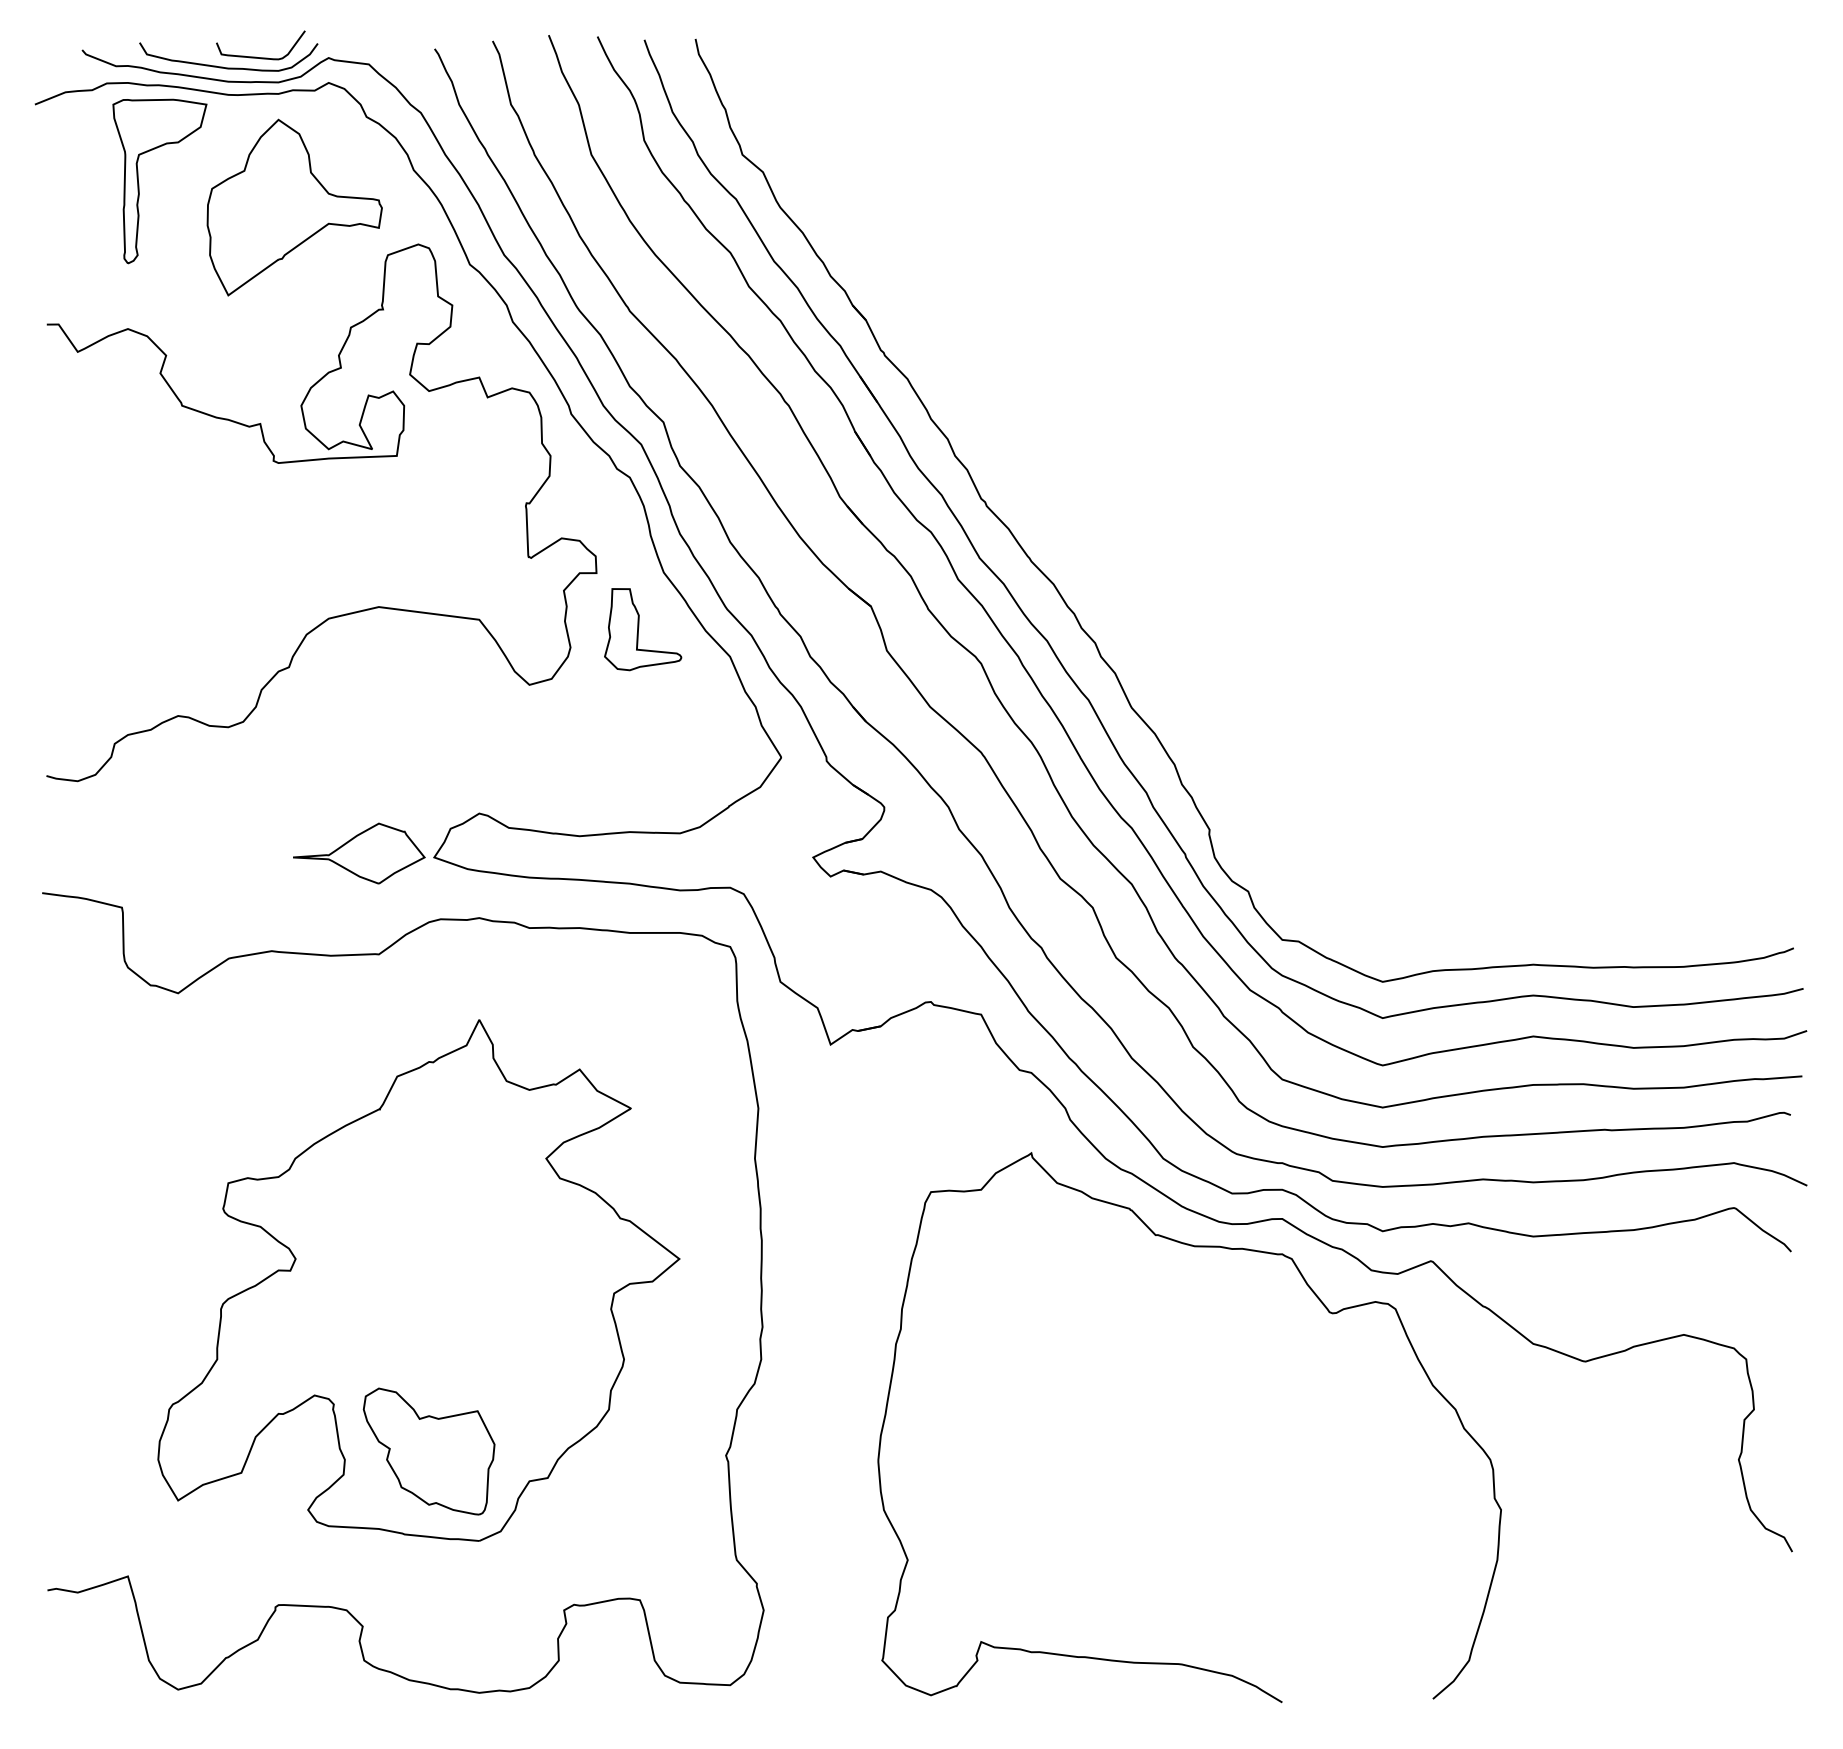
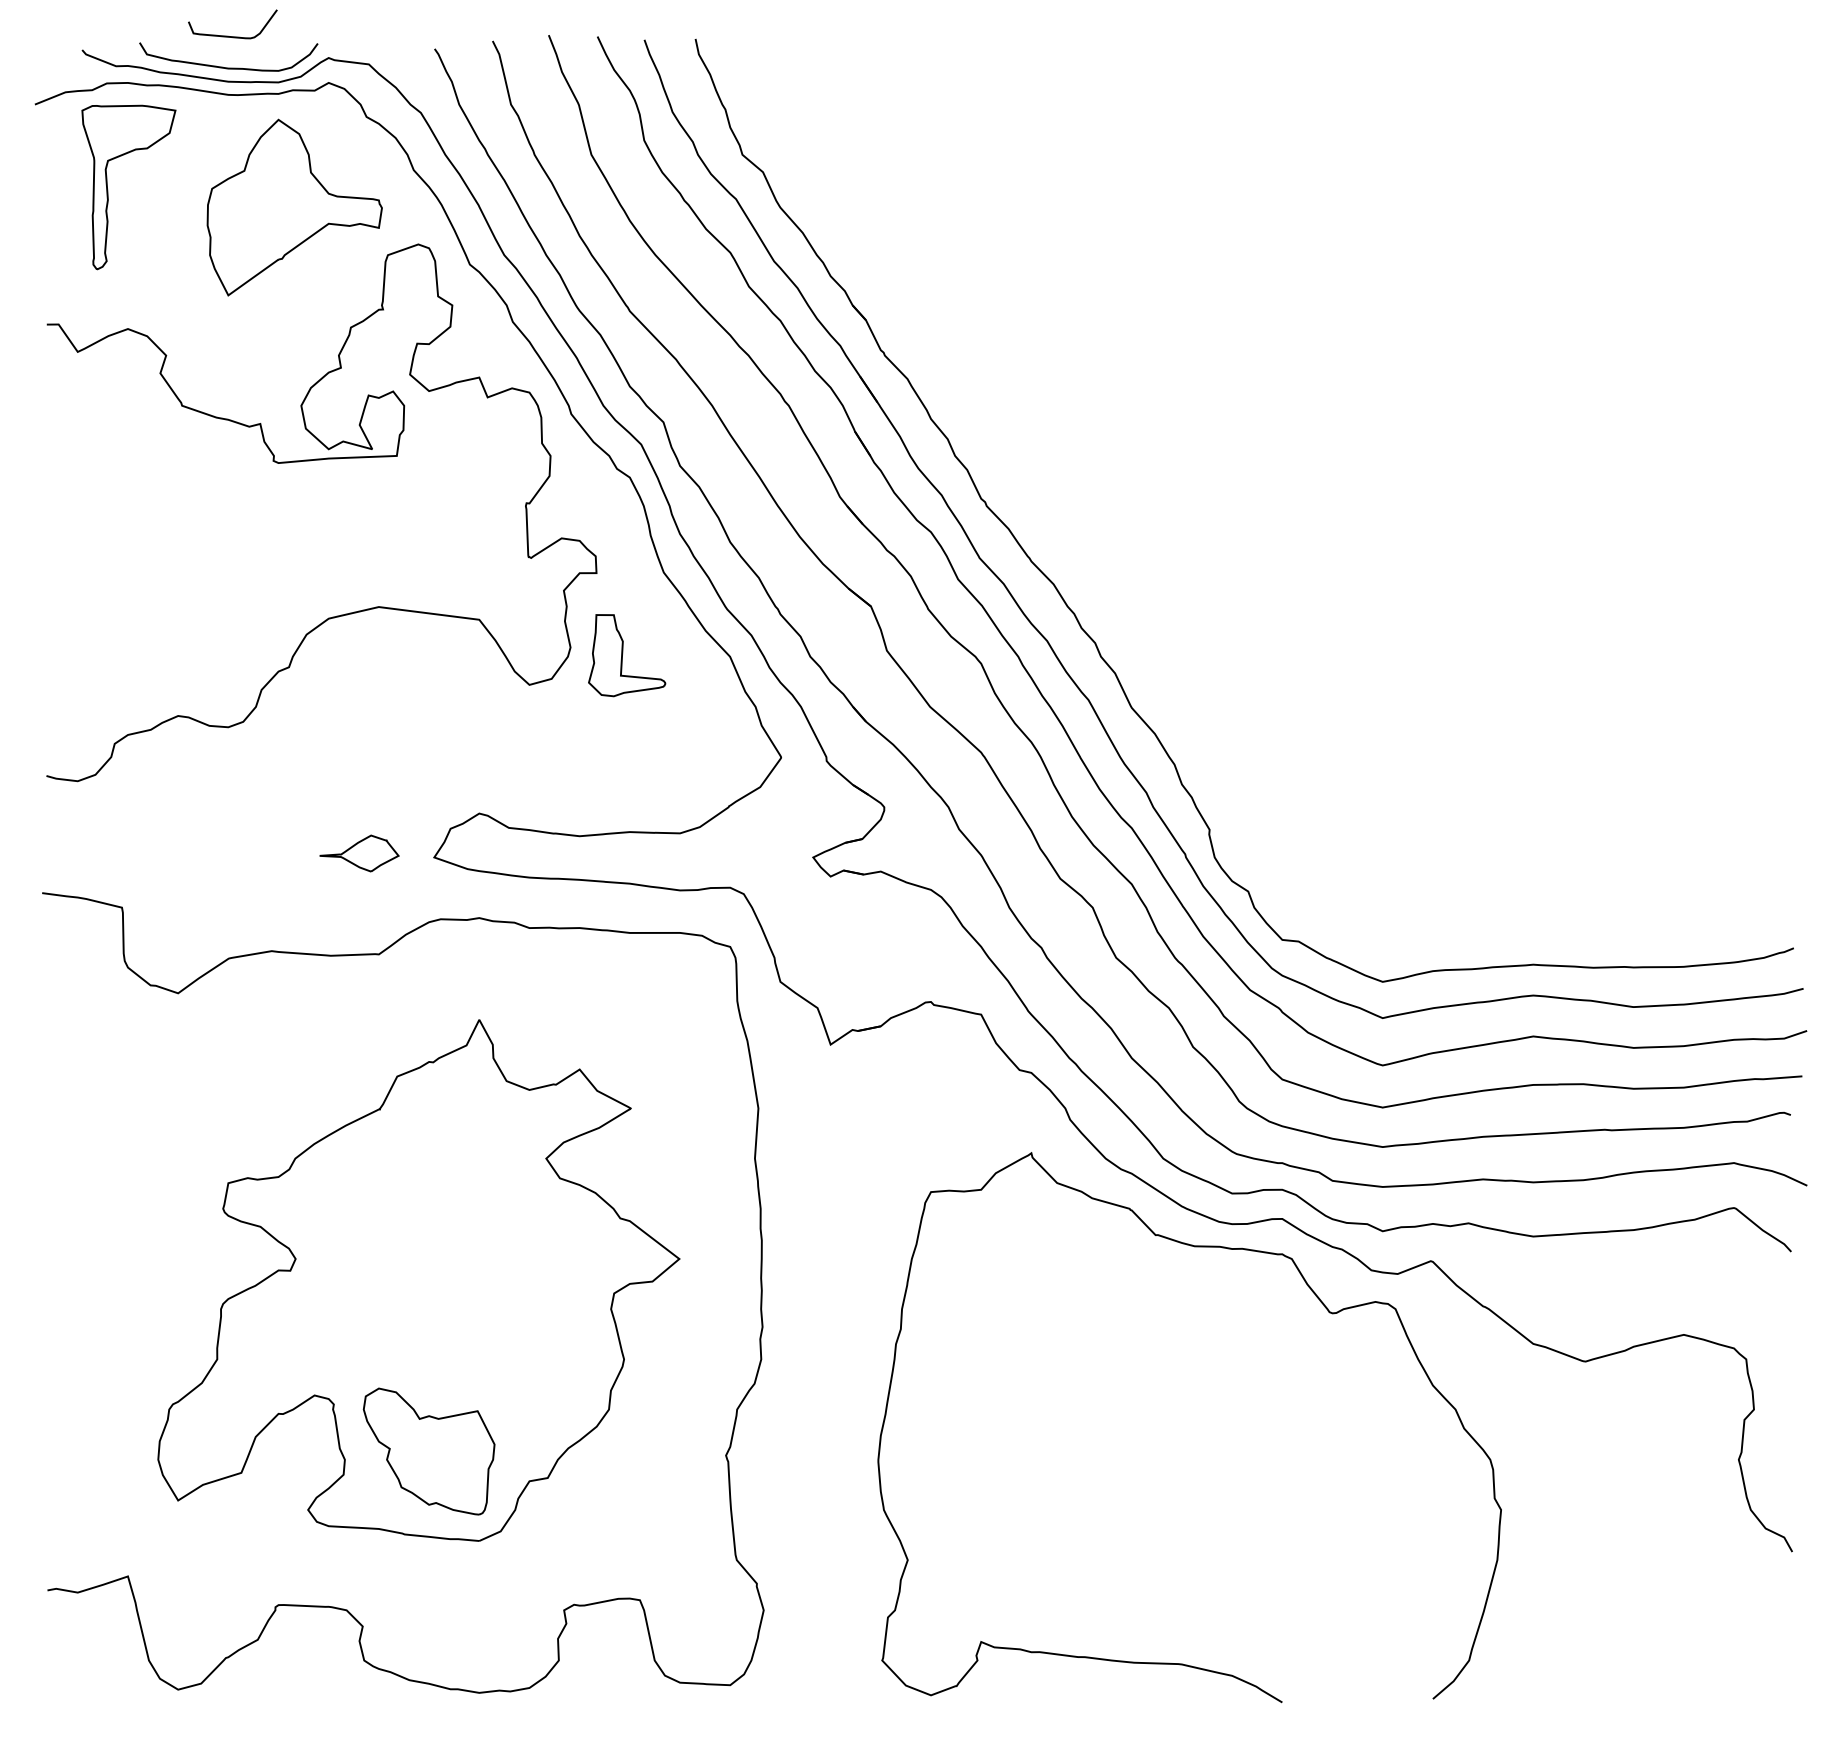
curve position: (256, 56) -> (228, 35) (228, 35)
part position: (139, 183) -> (108, 189) (108, 189)
part position: (643, 629) -> (627, 655) (627, 655)
part size: 133x63 px -> 81x39 px (359, 853)
